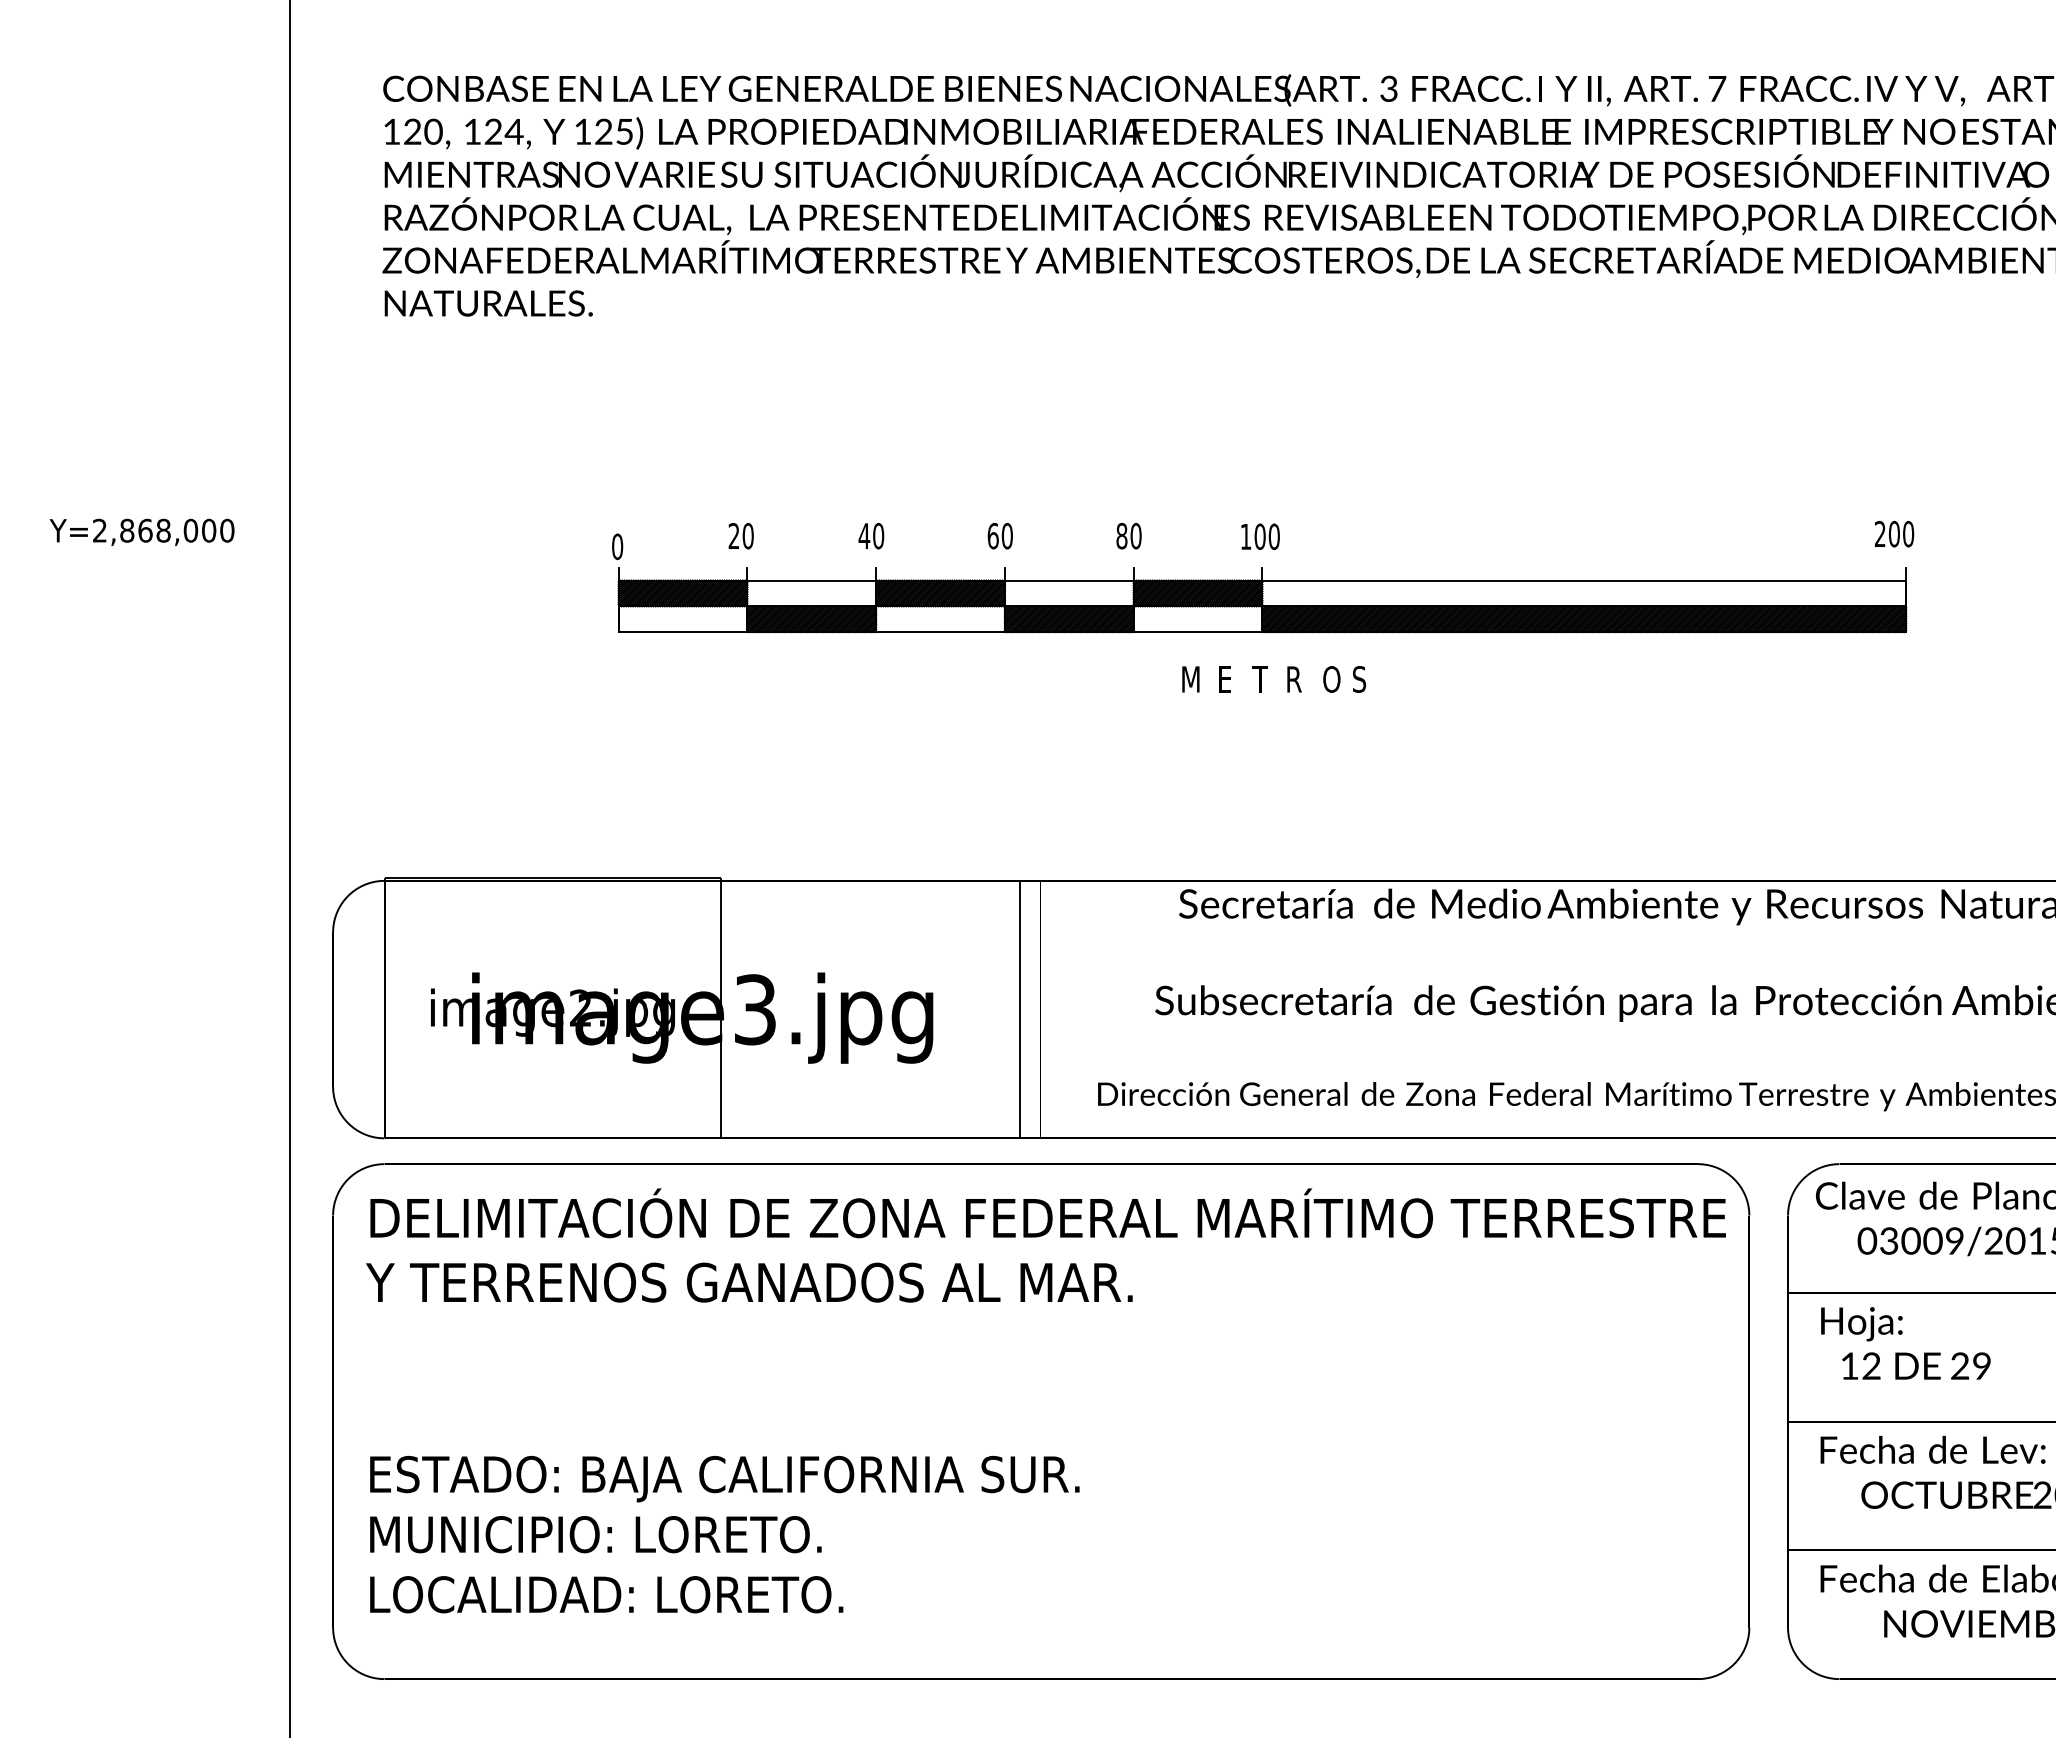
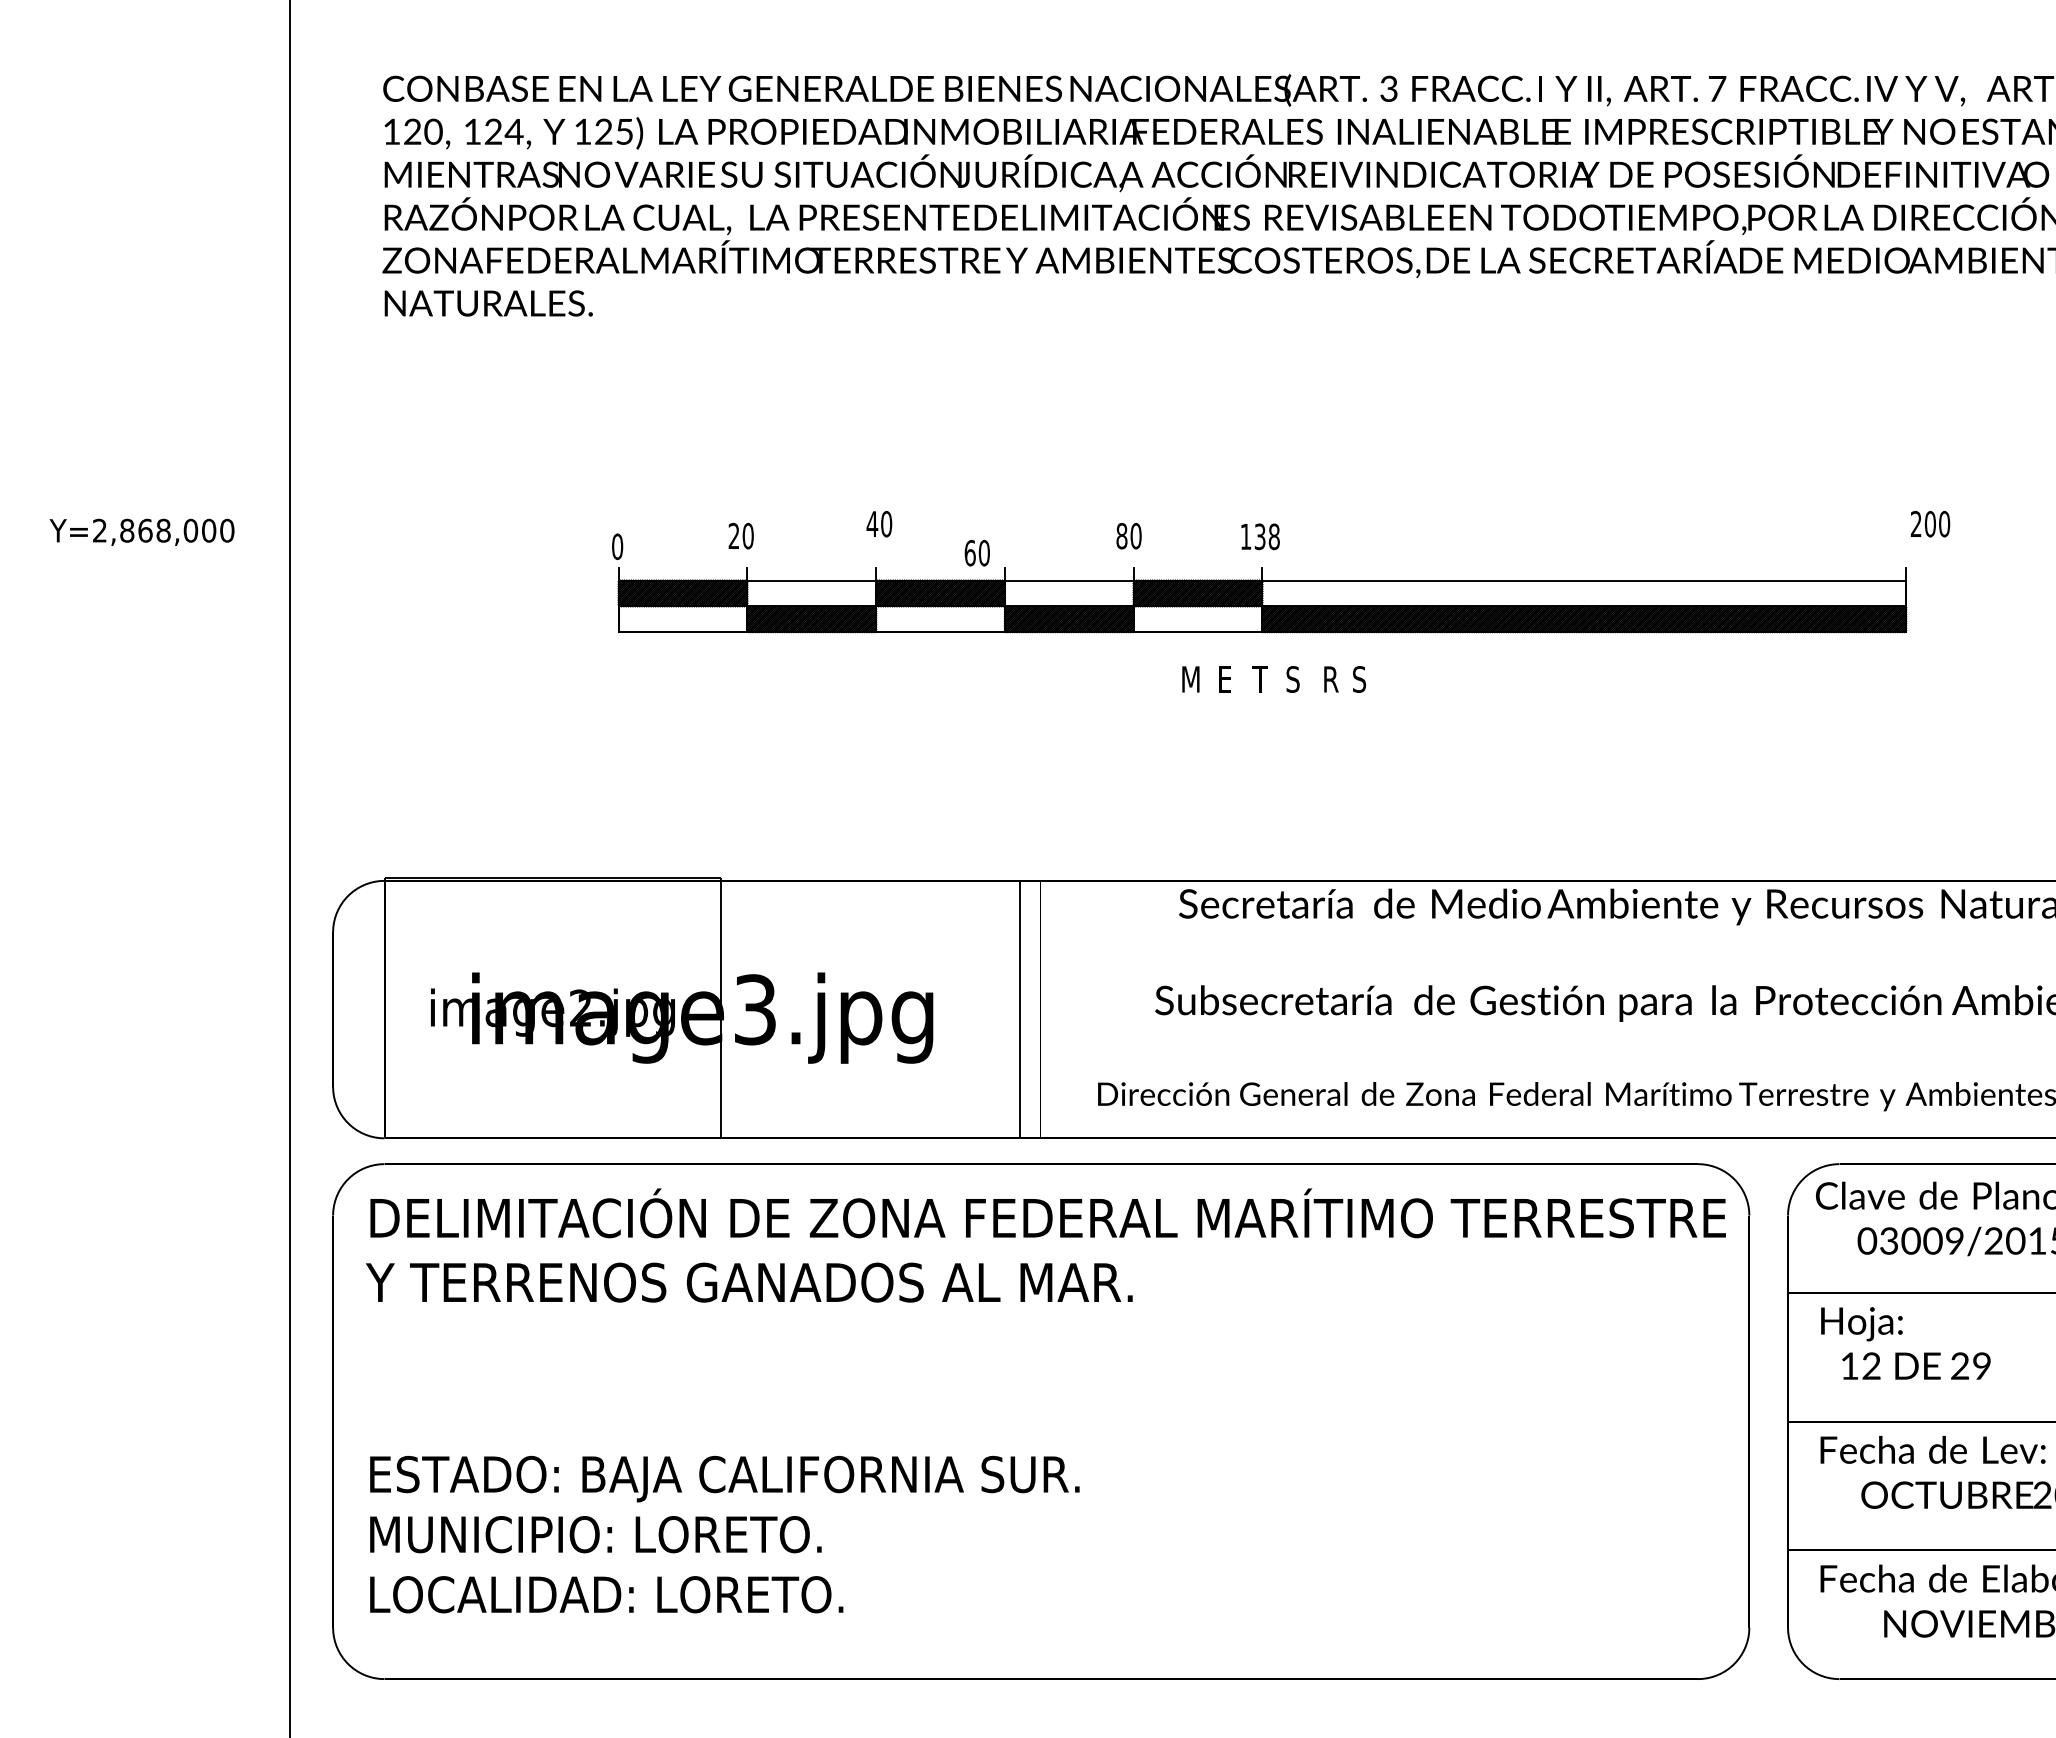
text position: (1894, 533) -> (1930, 523) (1930, 523)
text position: (999, 535) -> (976, 552) (976, 552)
text position: (871, 536) -> (879, 524) (879, 524)
text: 100 -> 138 (1266, 536)
text: R -> S (1293, 679)
text: O -> R (1331, 679)
